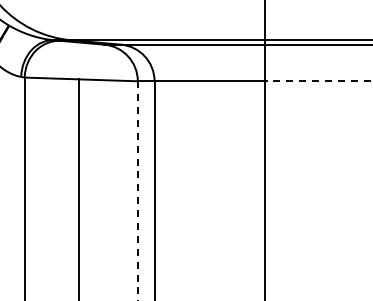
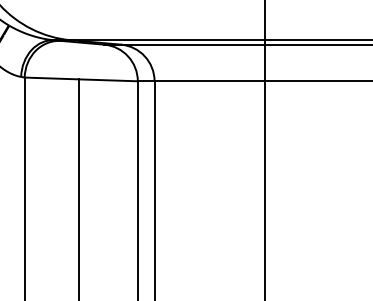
line: dashed -> solid (318, 81)
line: dashed -> solid (137, 191)
